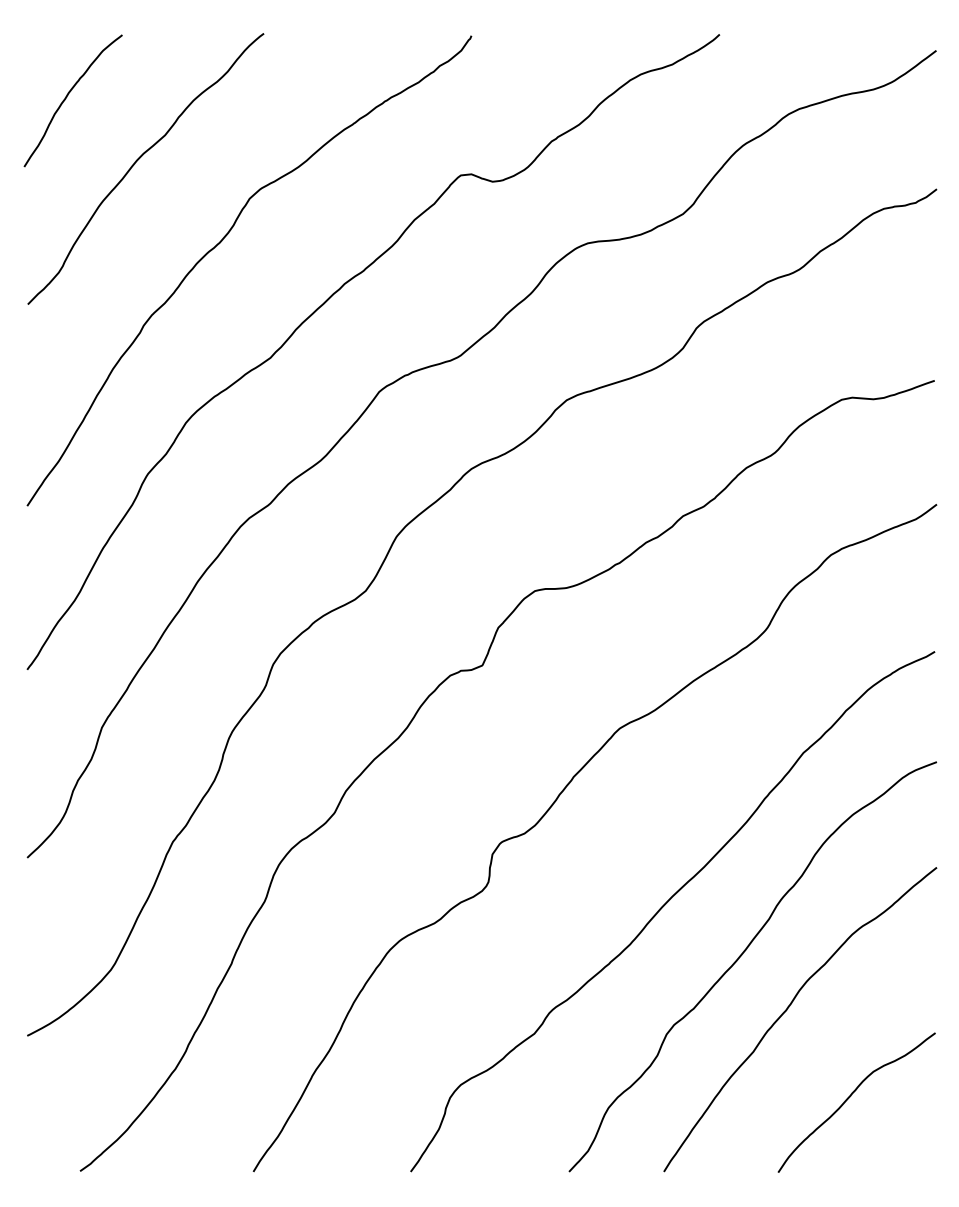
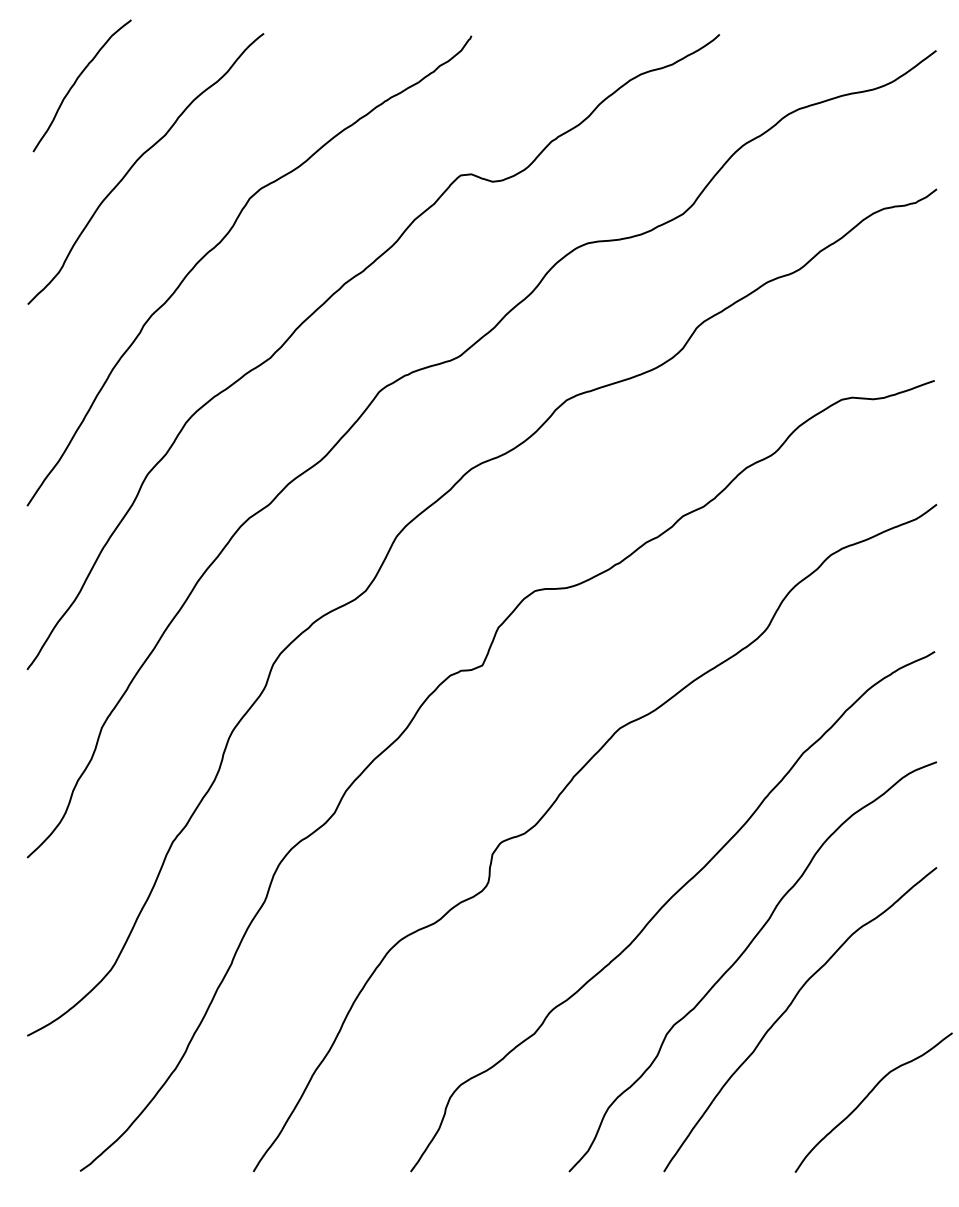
curve position: (67, 97) -> (76, 82) (76, 82)
curve position: (851, 1096) -> (868, 1096) (868, 1096)
